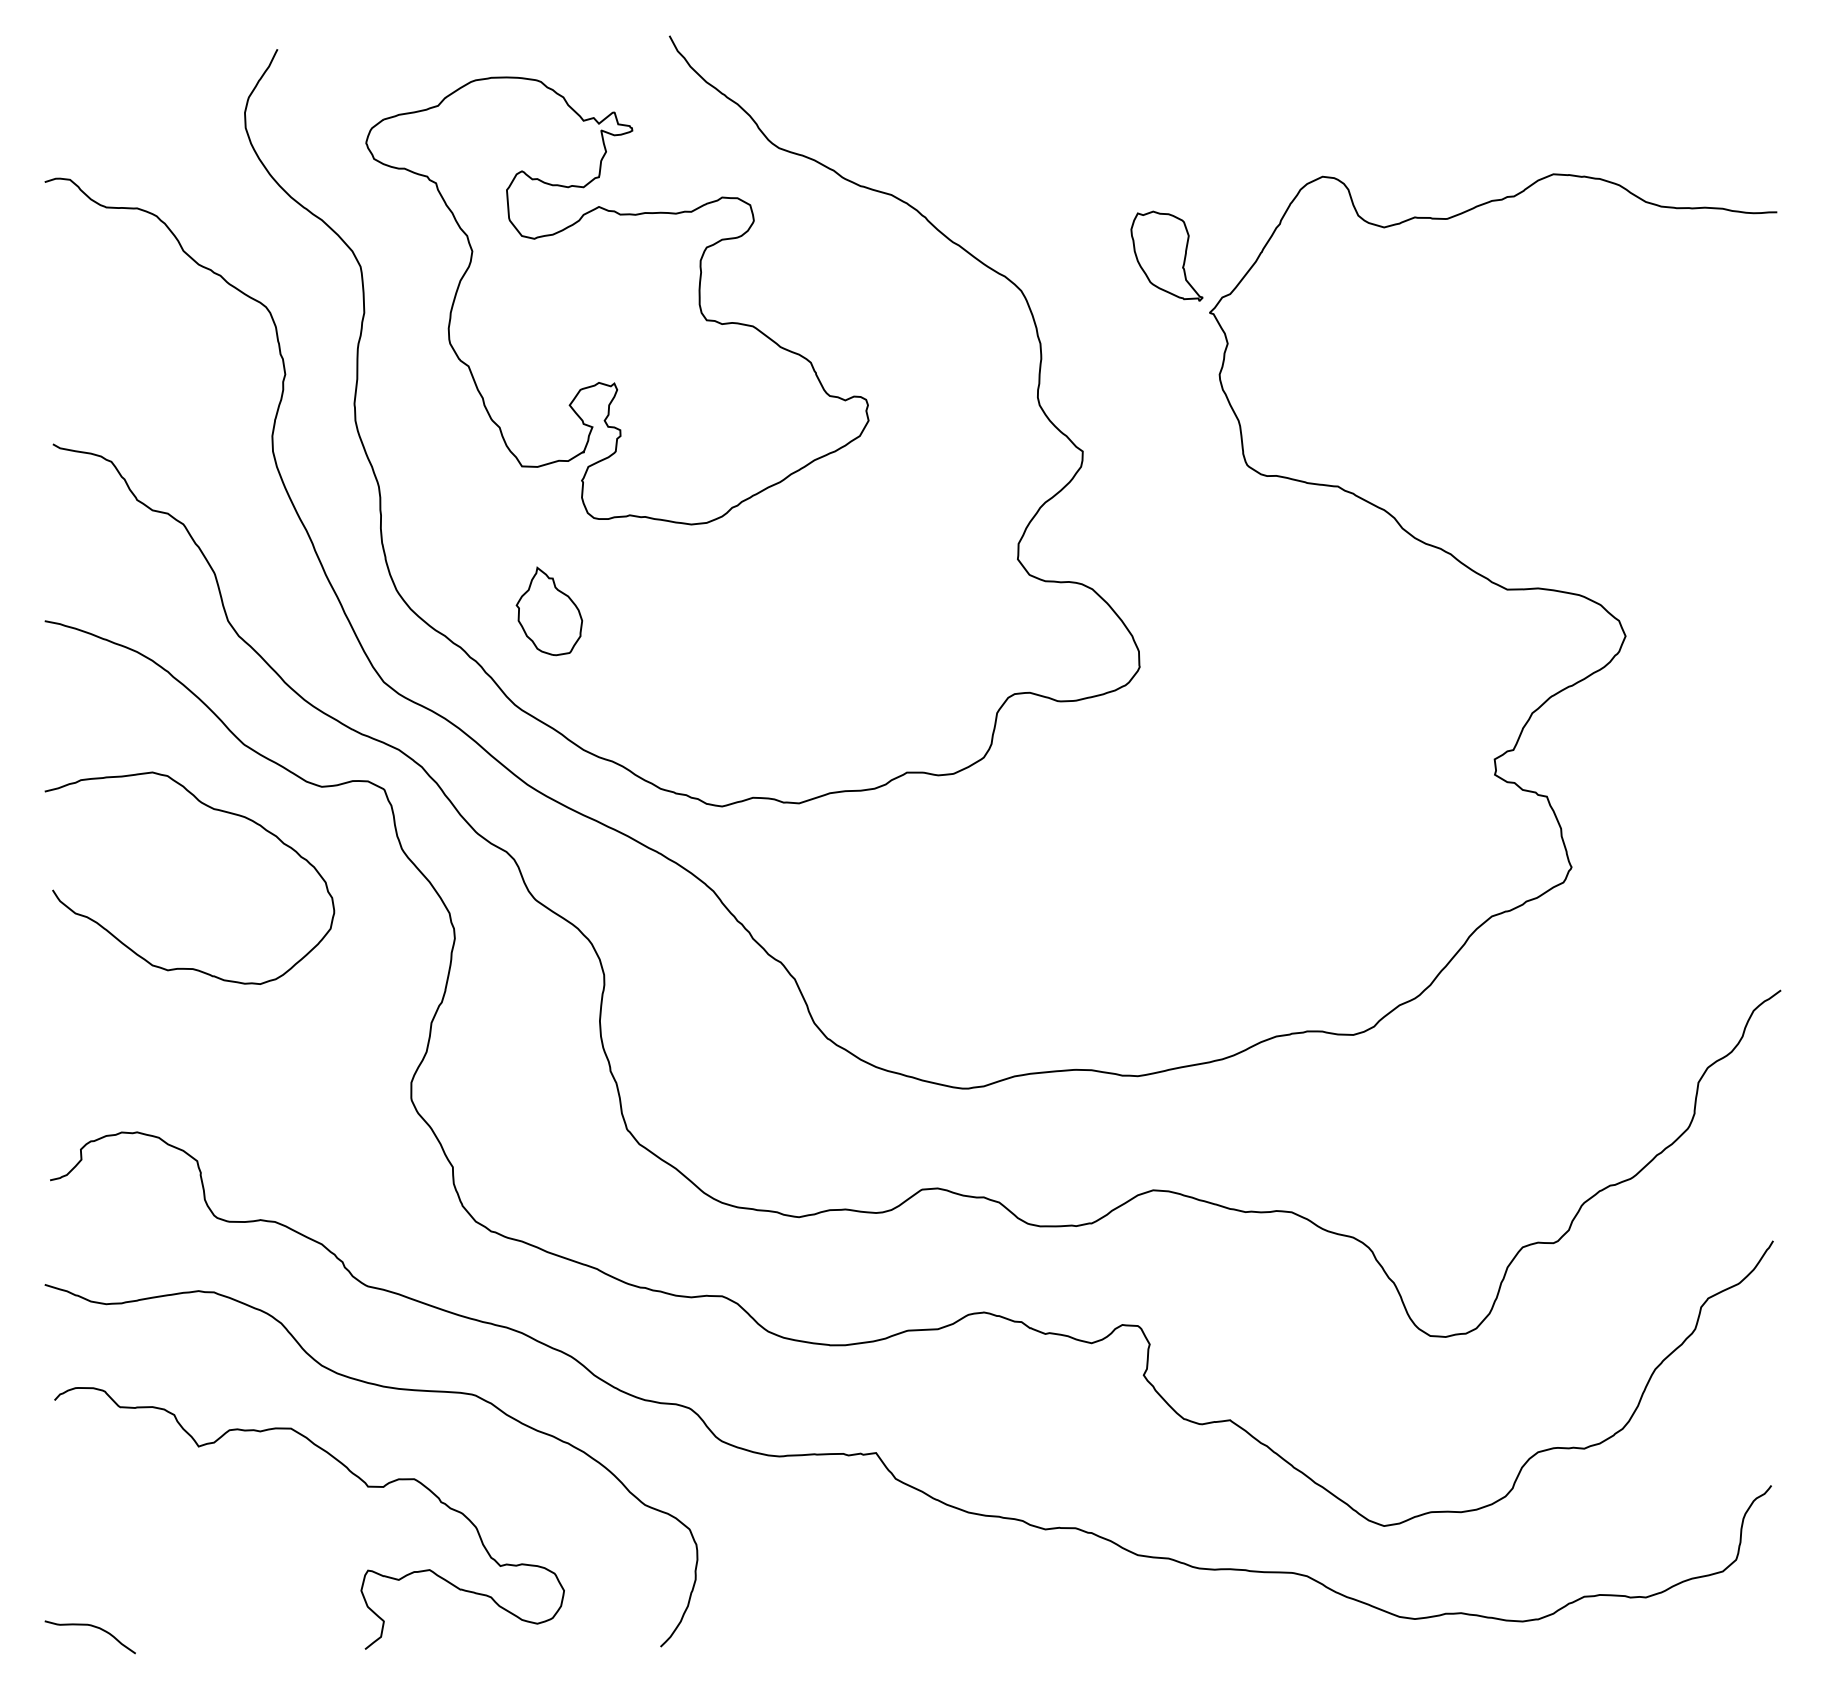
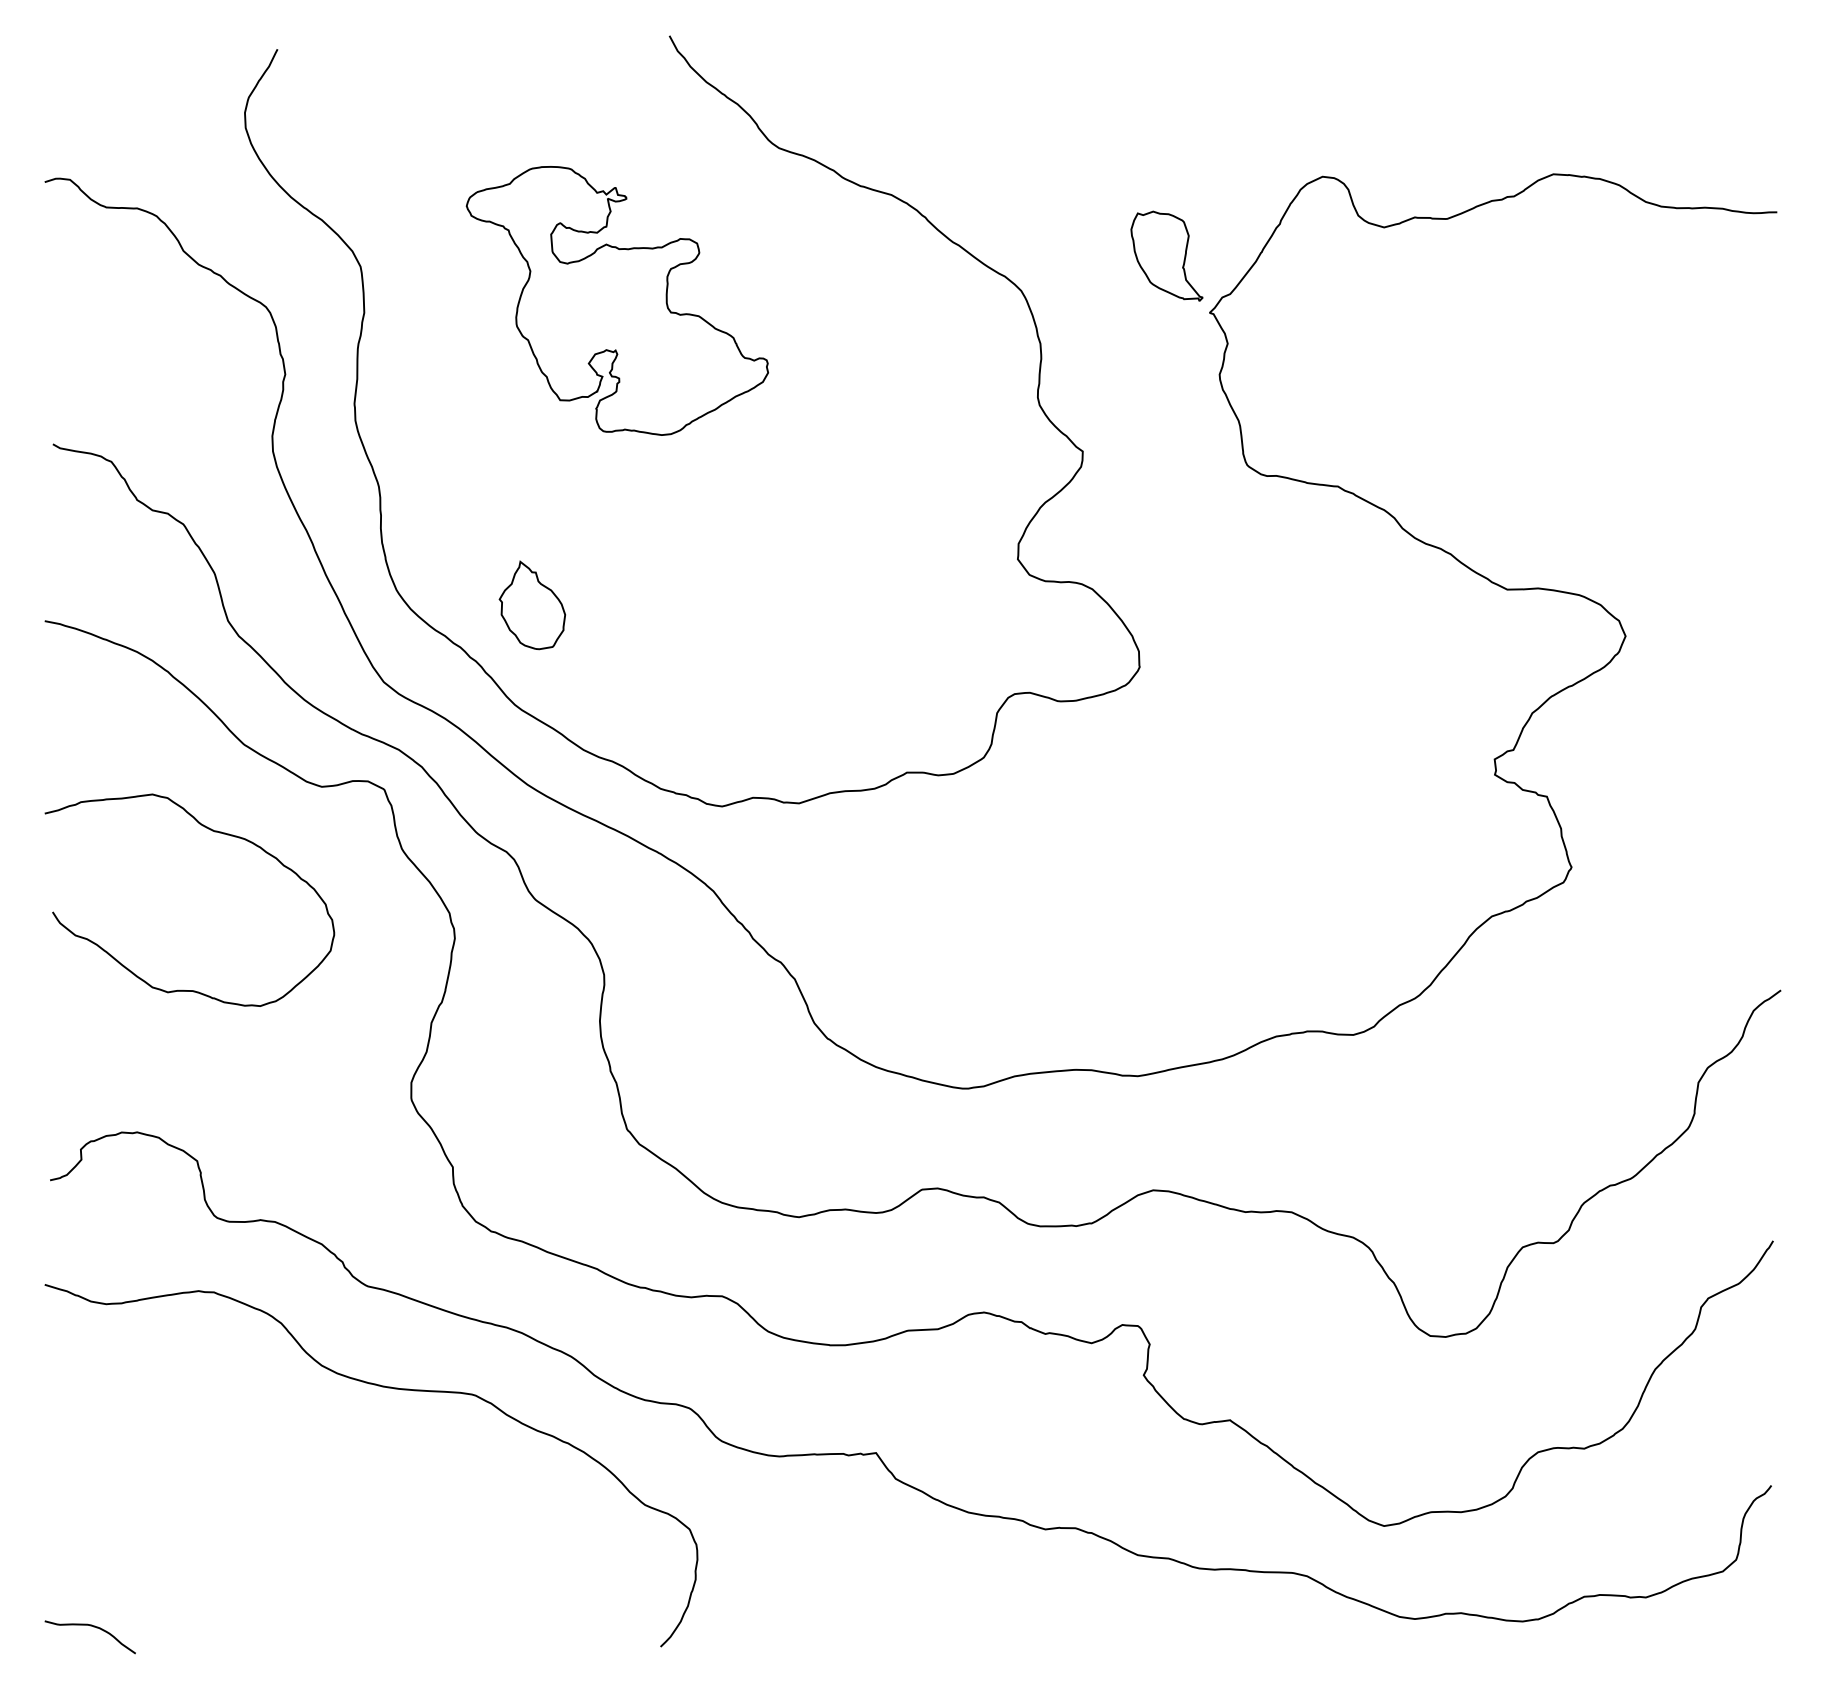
part size: 505x450 px -> 304x270 px (616, 300)
part position: (548, 611) -> (531, 605) (531, 605)
curve position: (214, 810) -> (214, 832) (214, 832)
curve: present -> none (352, 1474)
